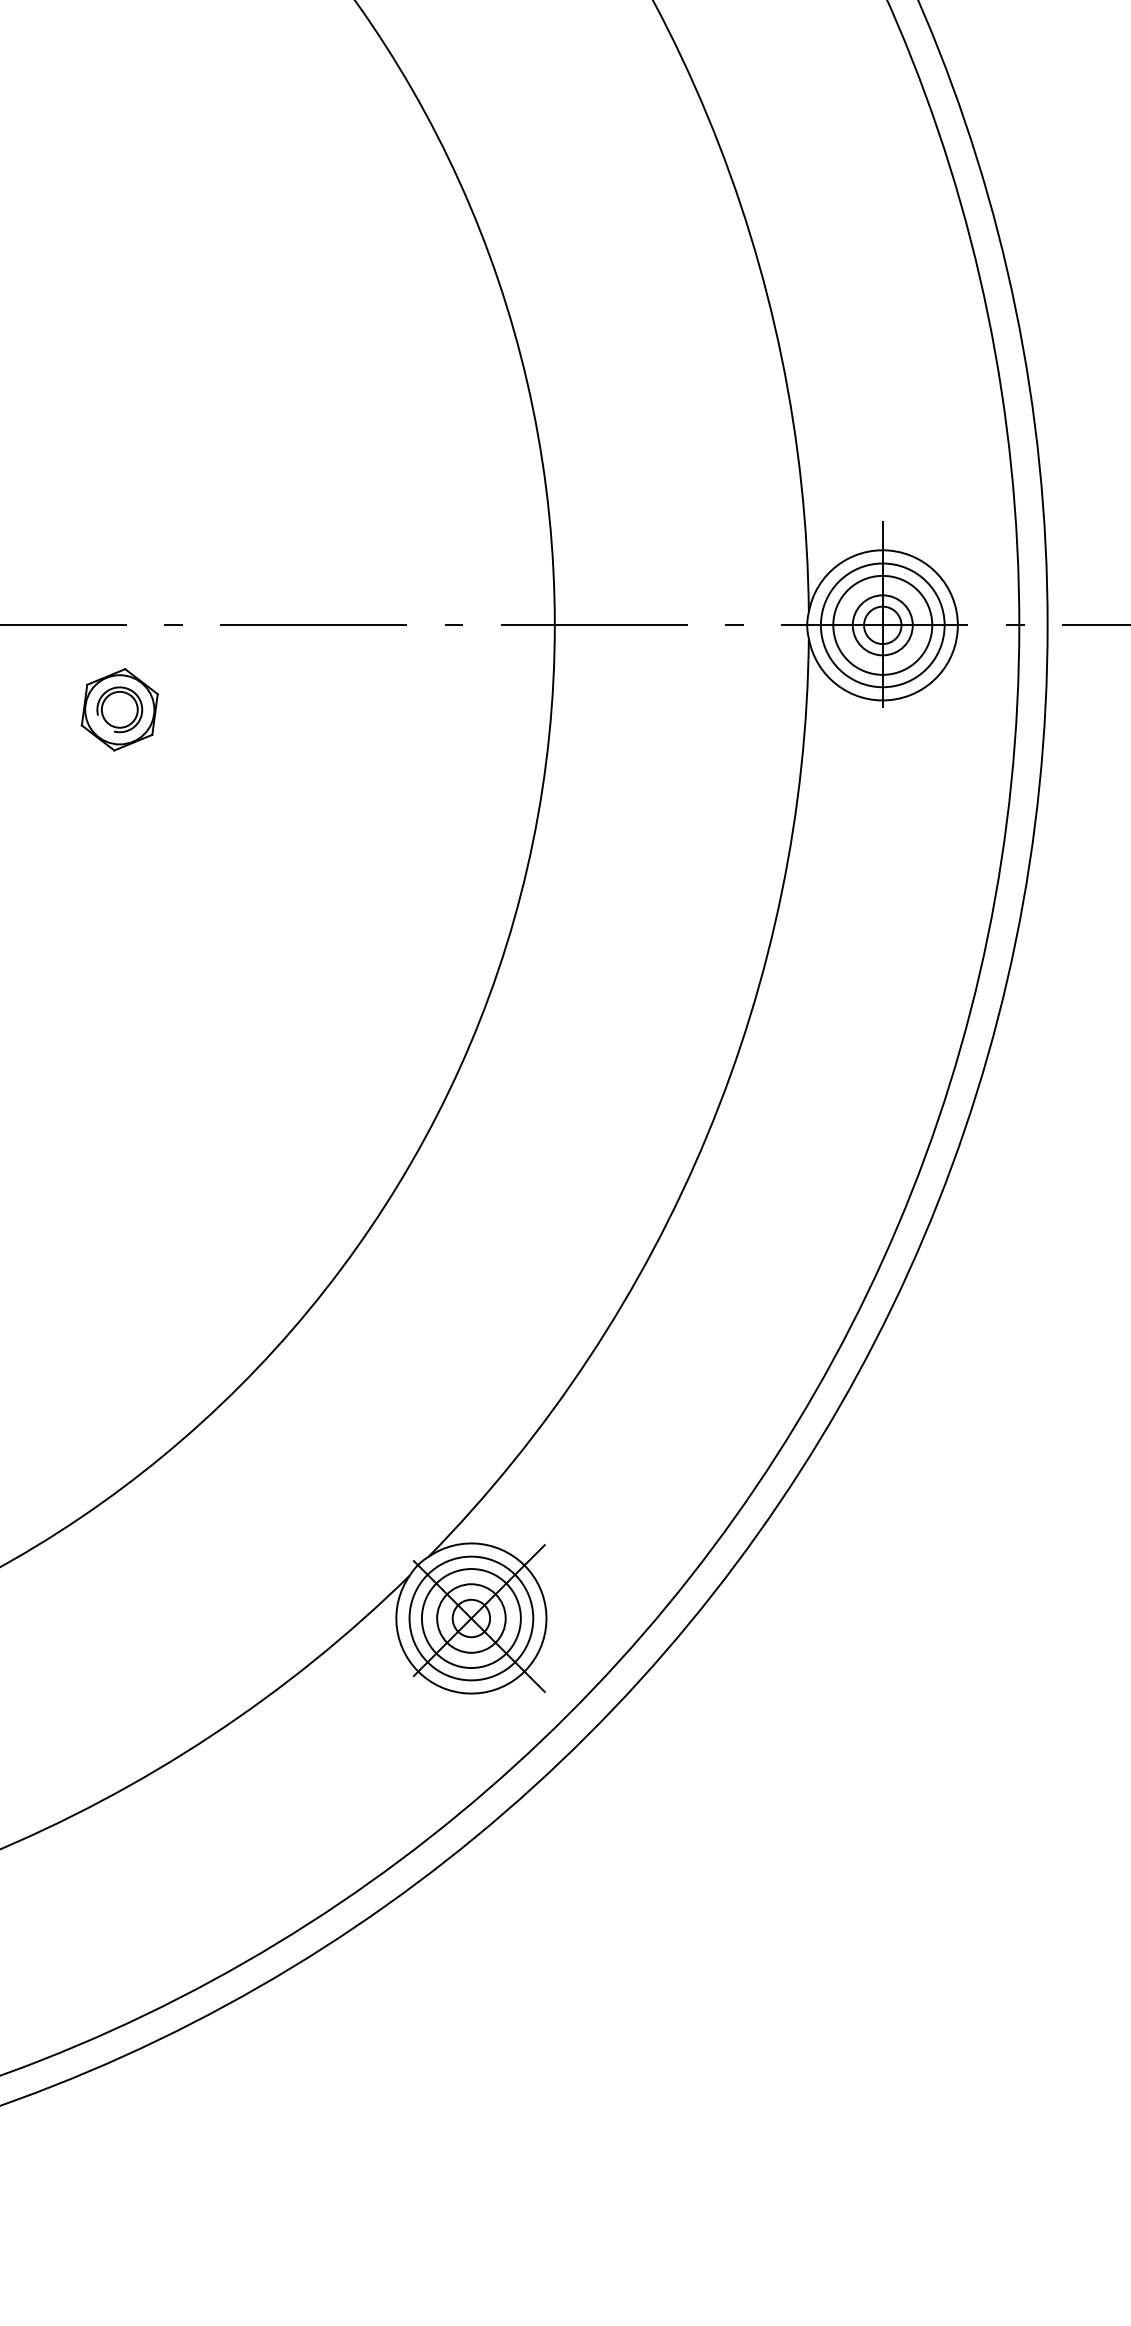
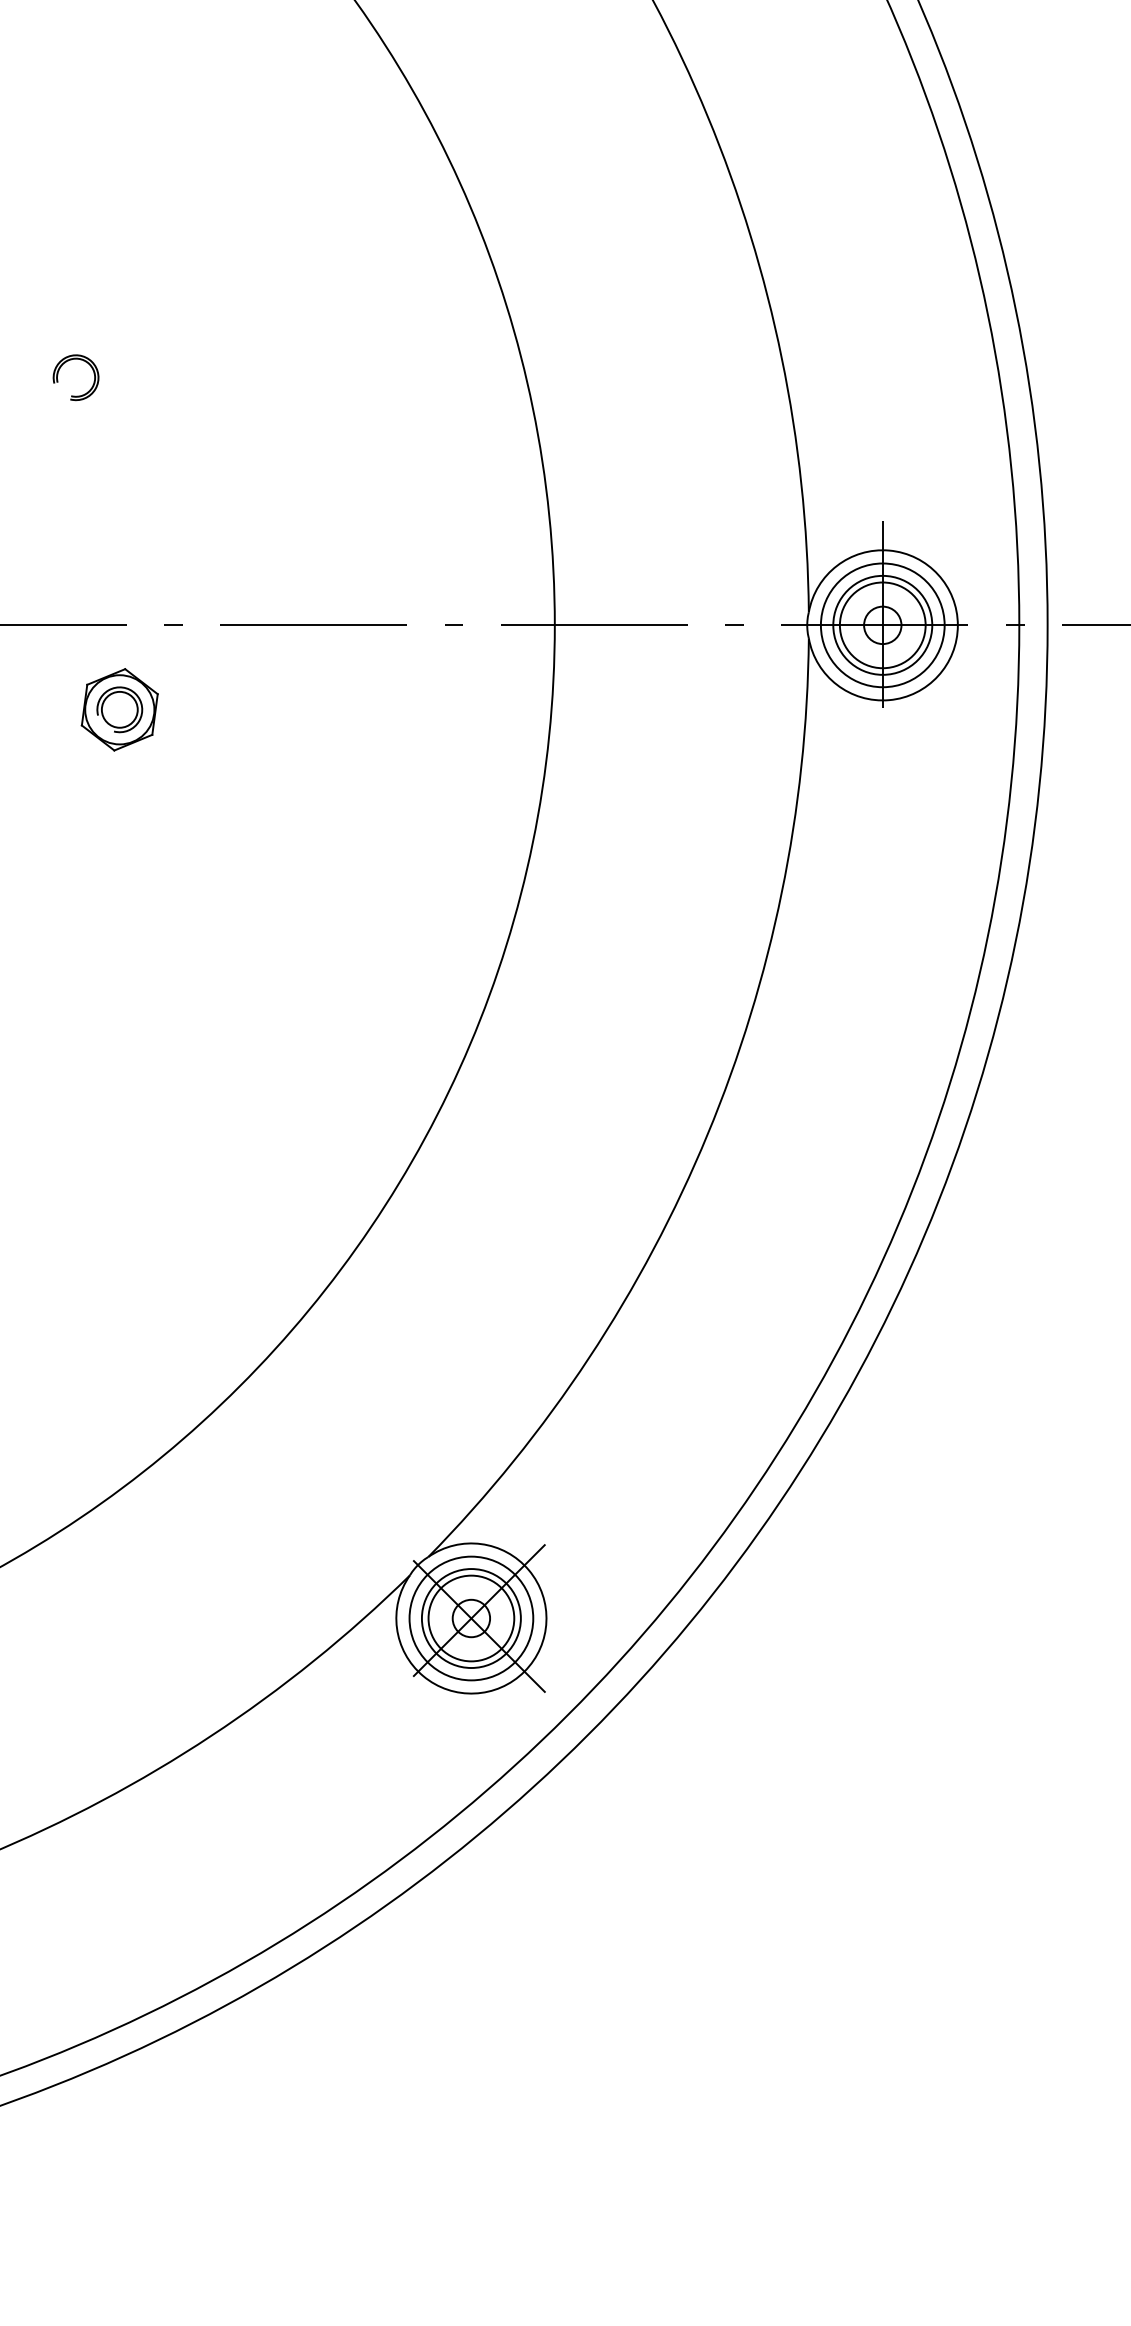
part: none -> present (59, 371)
circle diameter: 60 px -> 86 px (882, 625)
circle diameter: 69 px -> 86 px (471, 1618)
